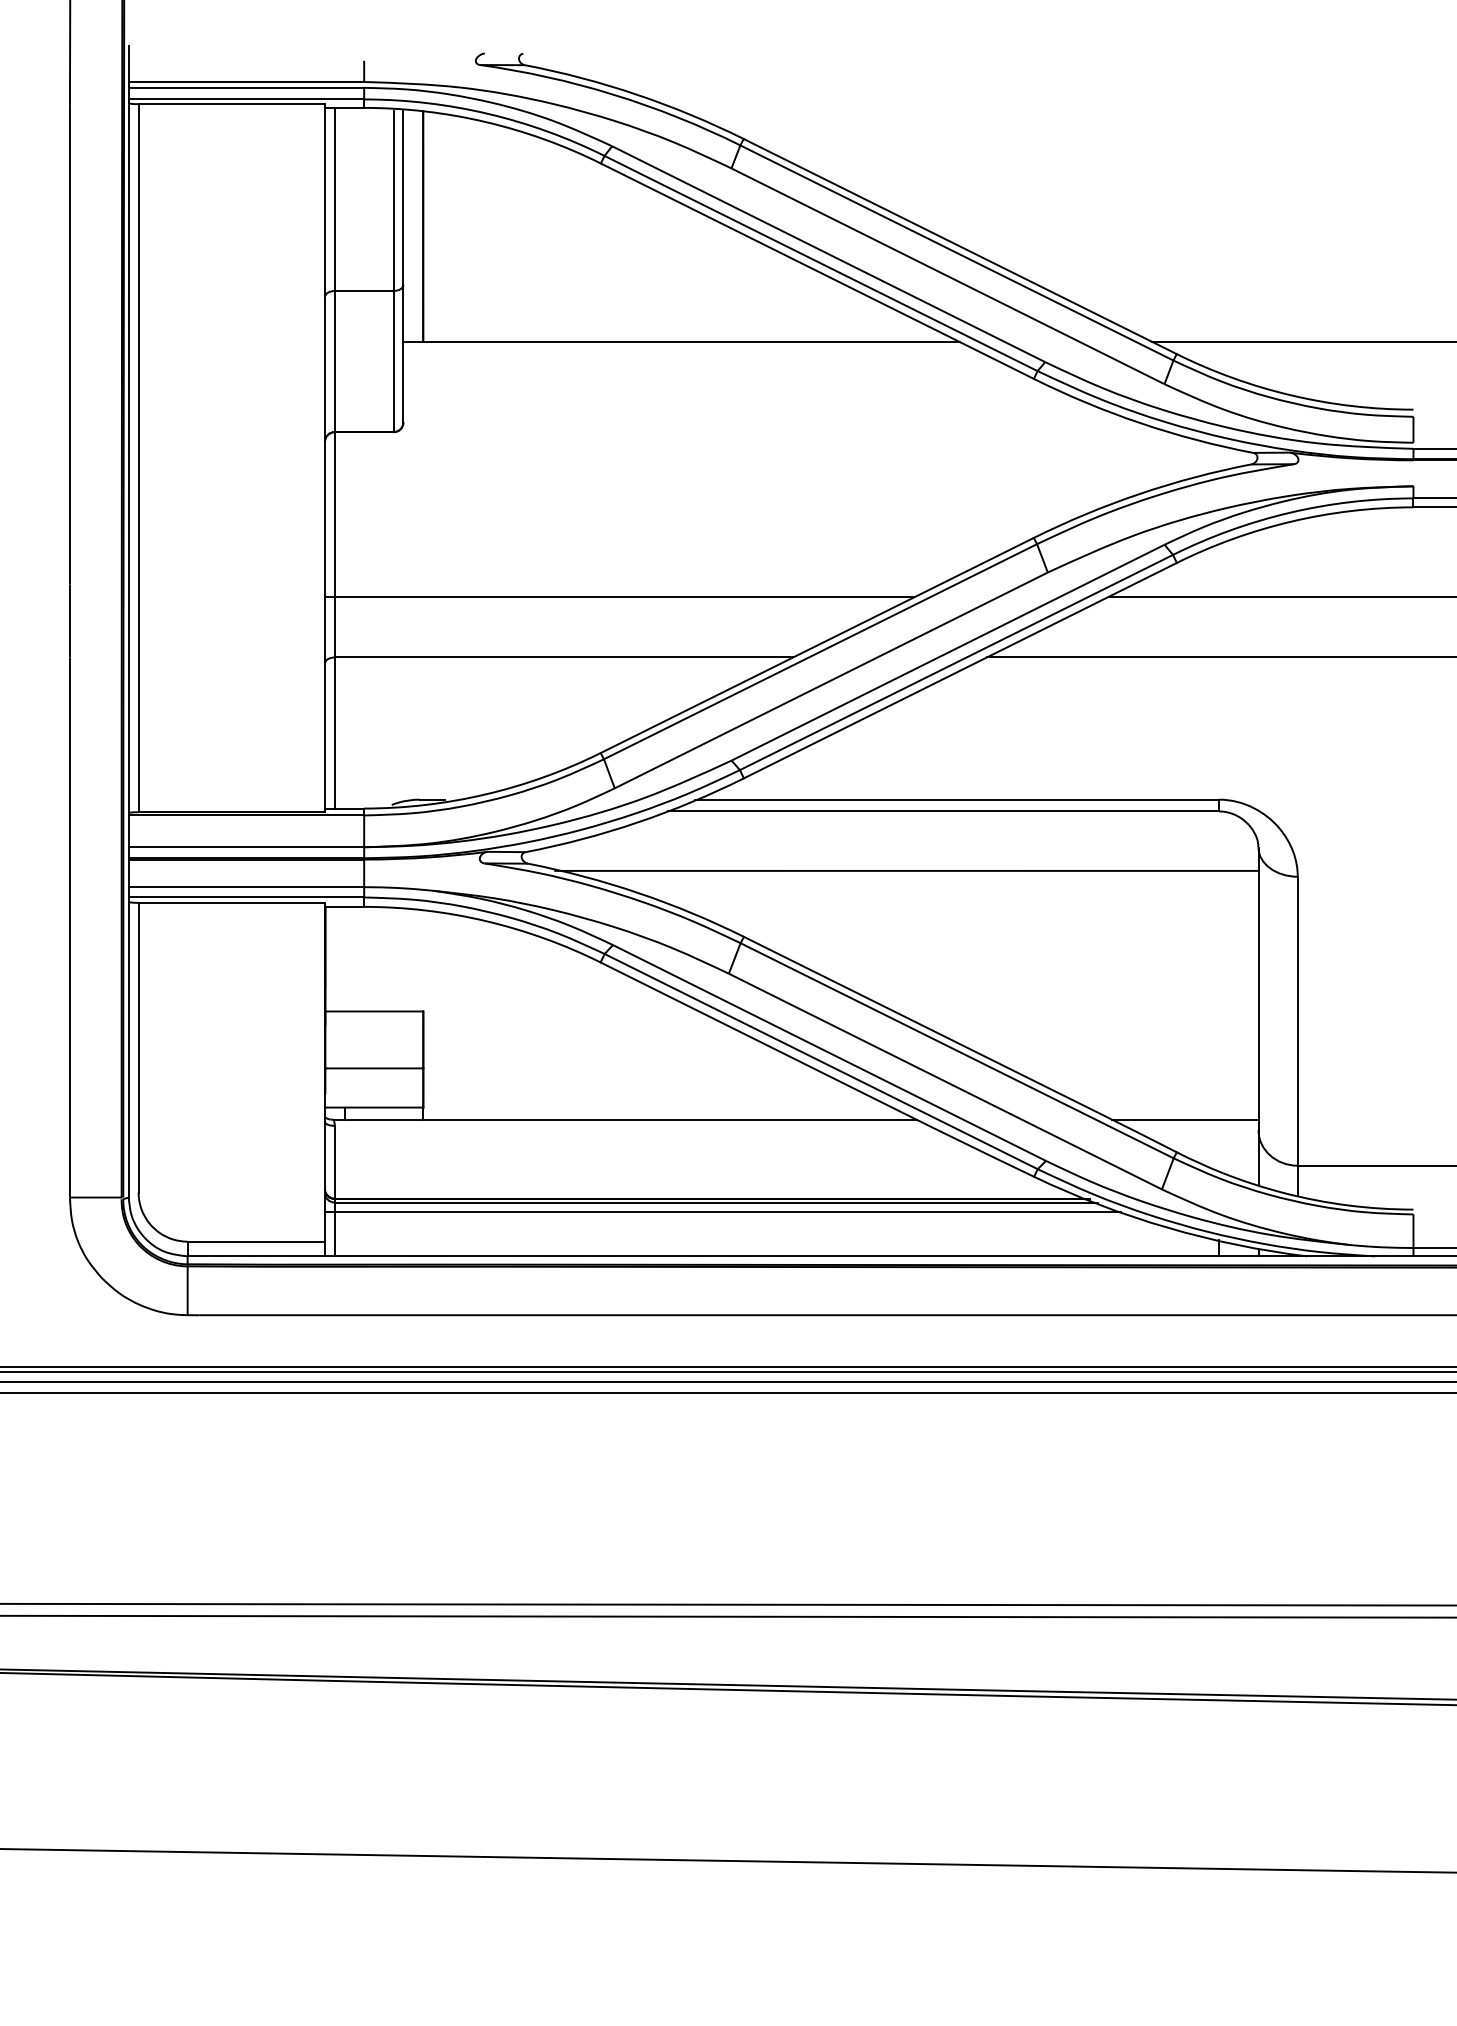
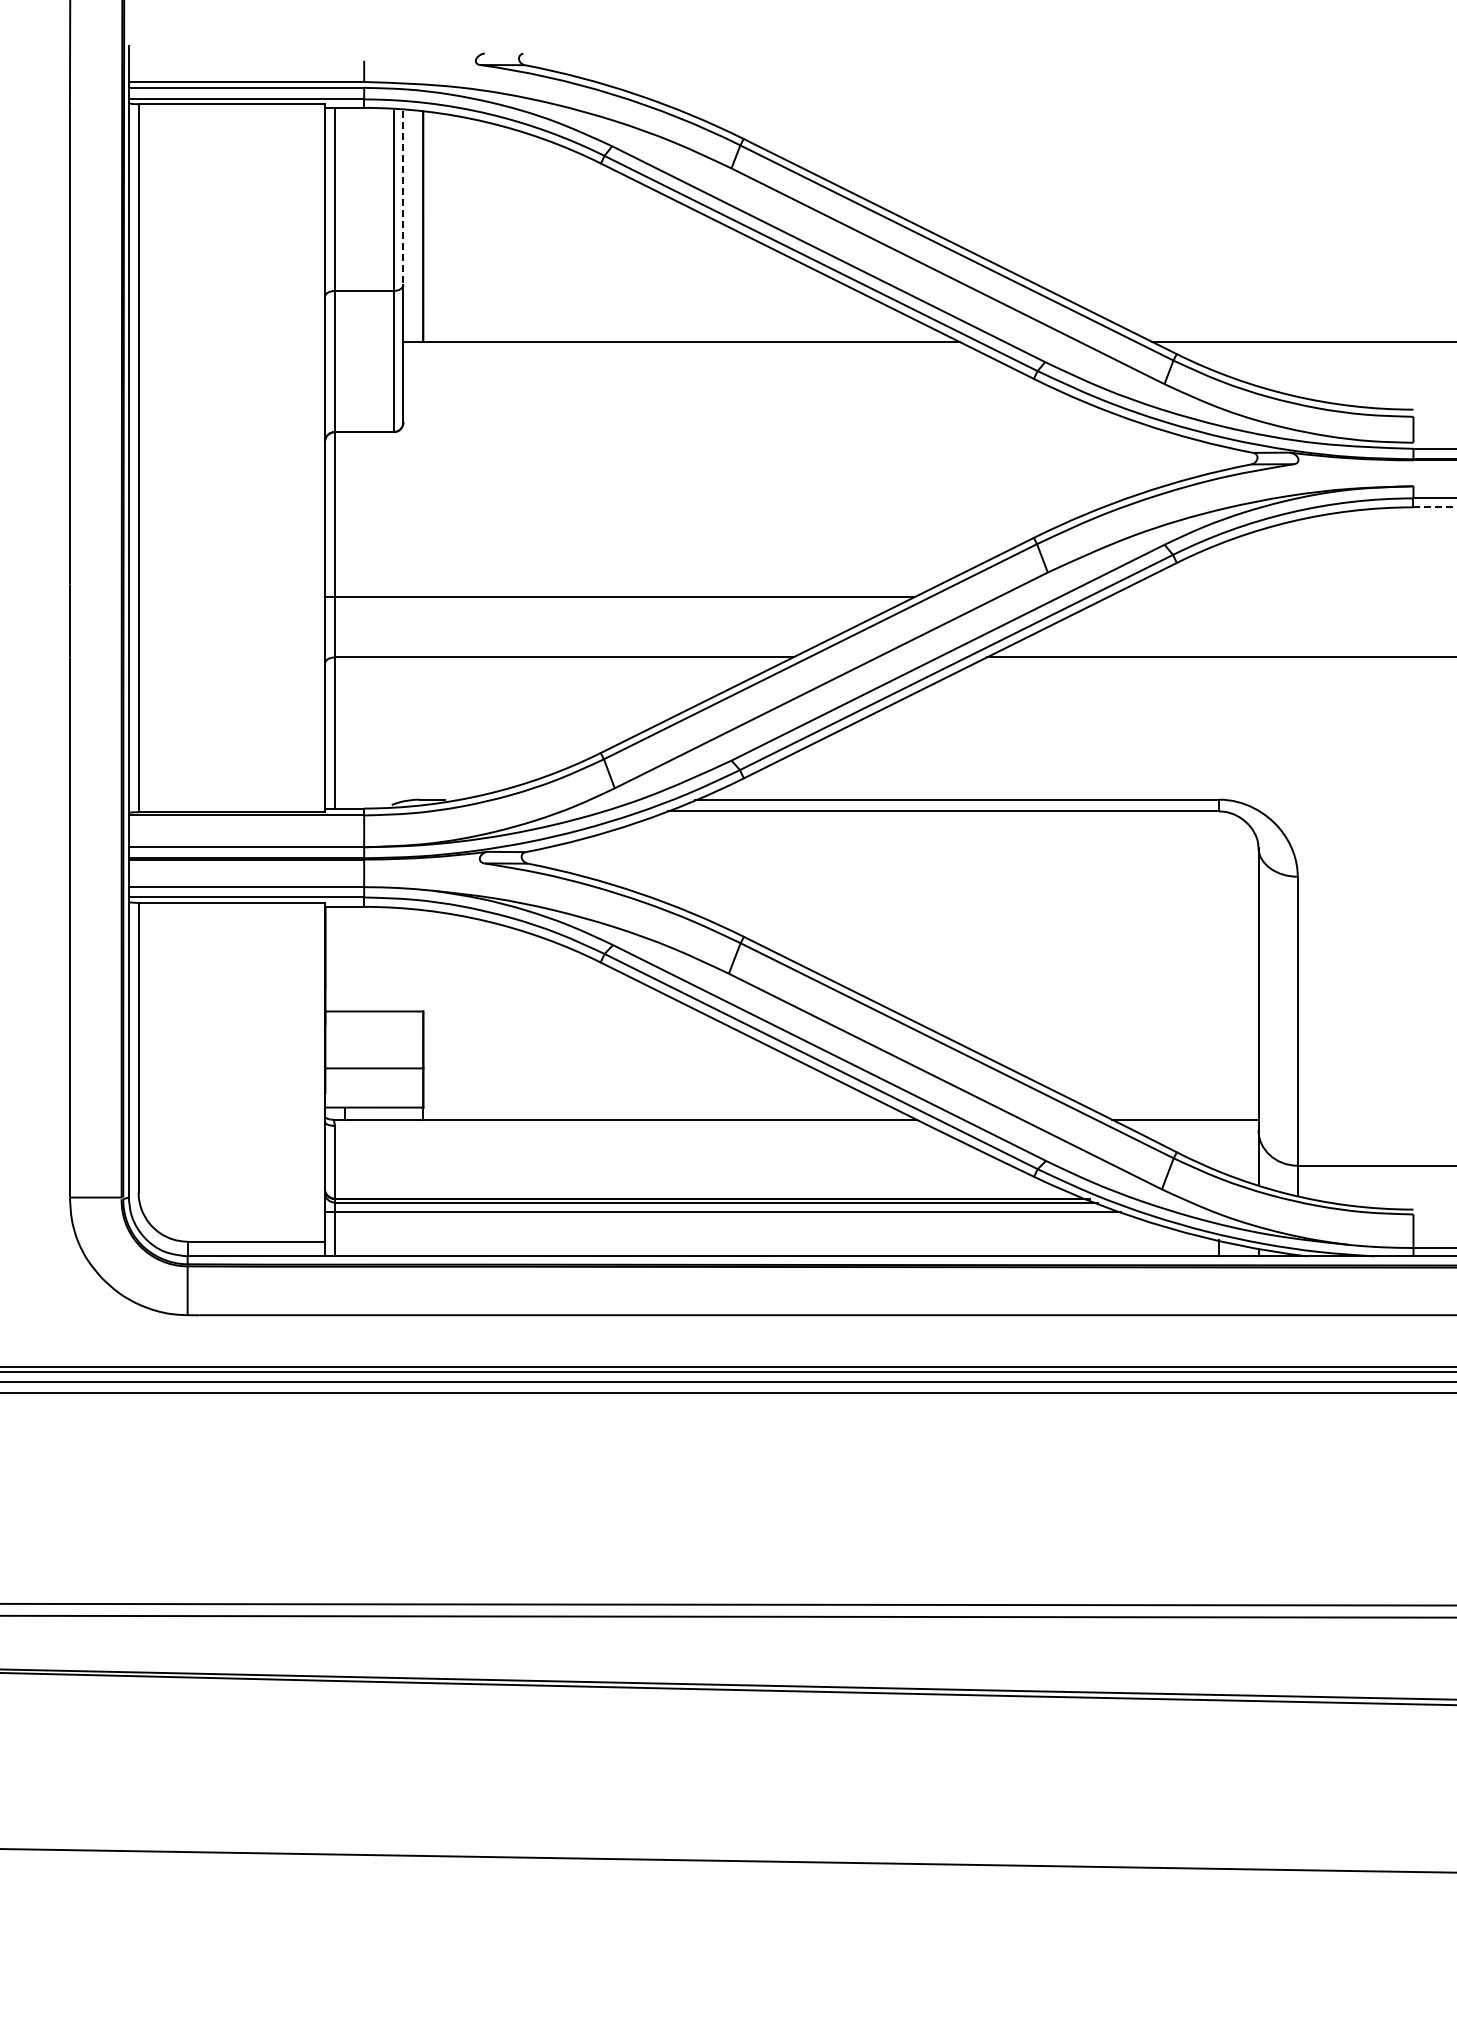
line: solid -> dashed (403, 198)
line: solid -> dashed (1435, 507)
line: present -> none (1280, 596)
line: present -> none (906, 870)
